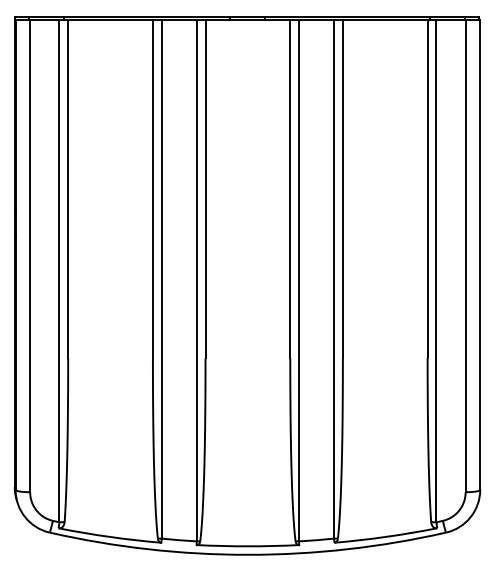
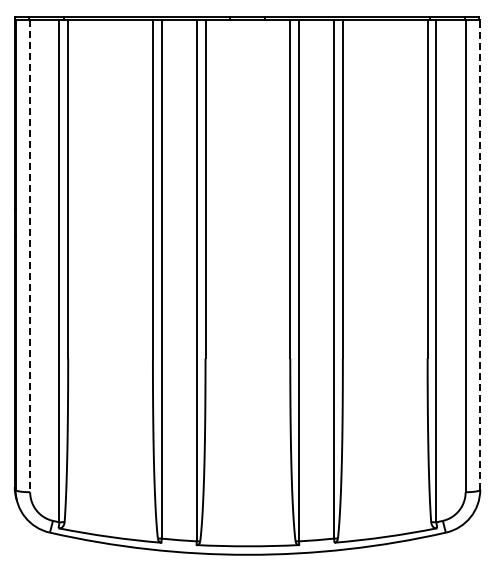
line: solid -> dashed (480, 254)
line: solid -> dashed (30, 256)
